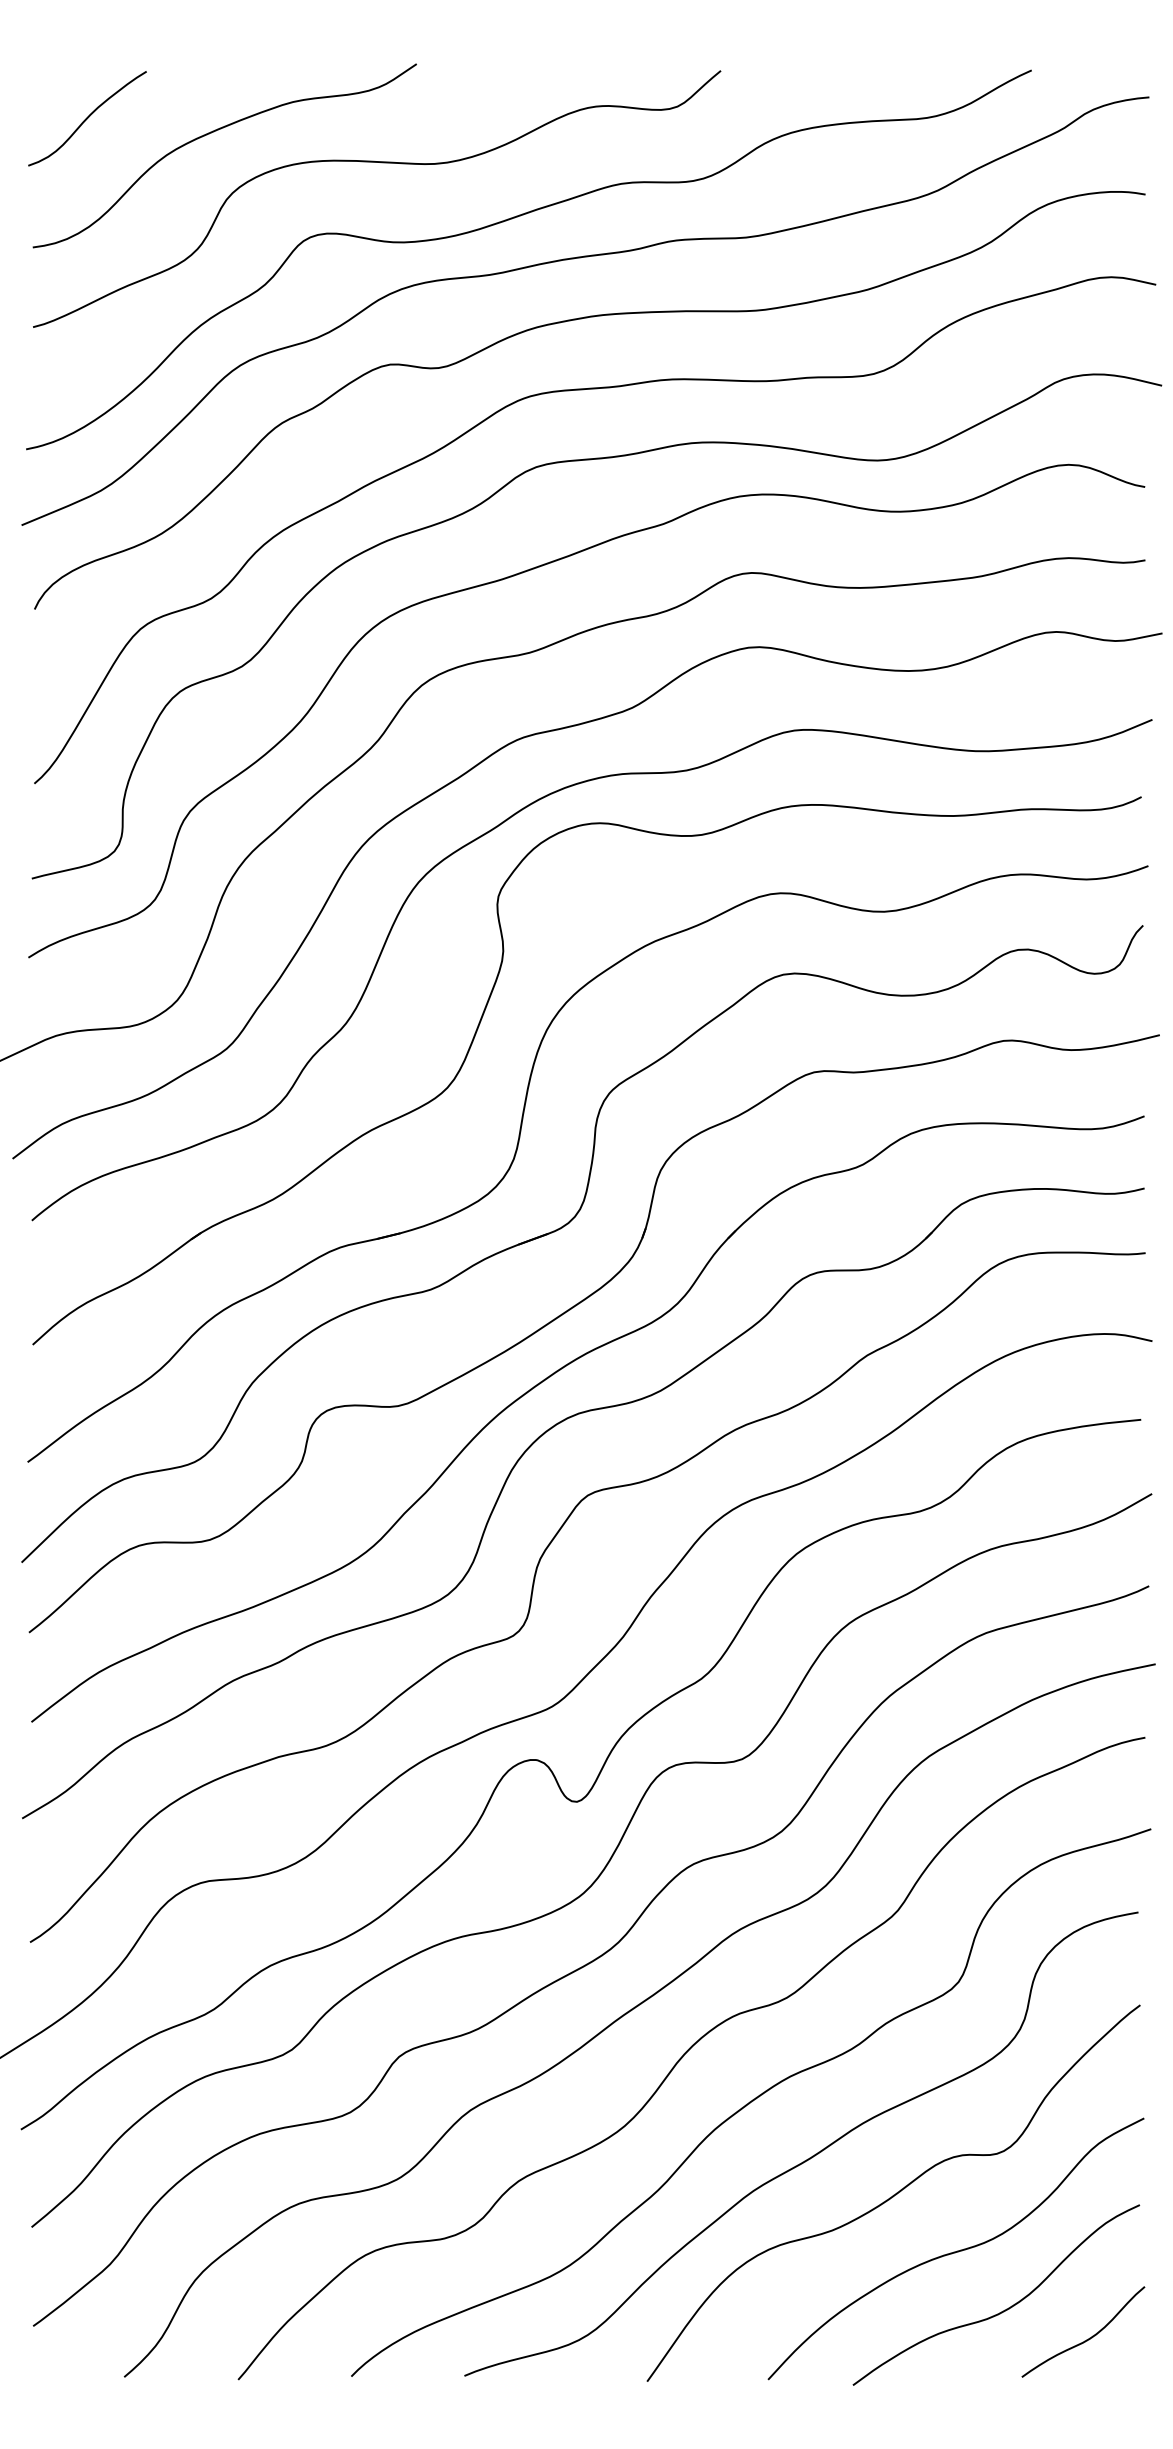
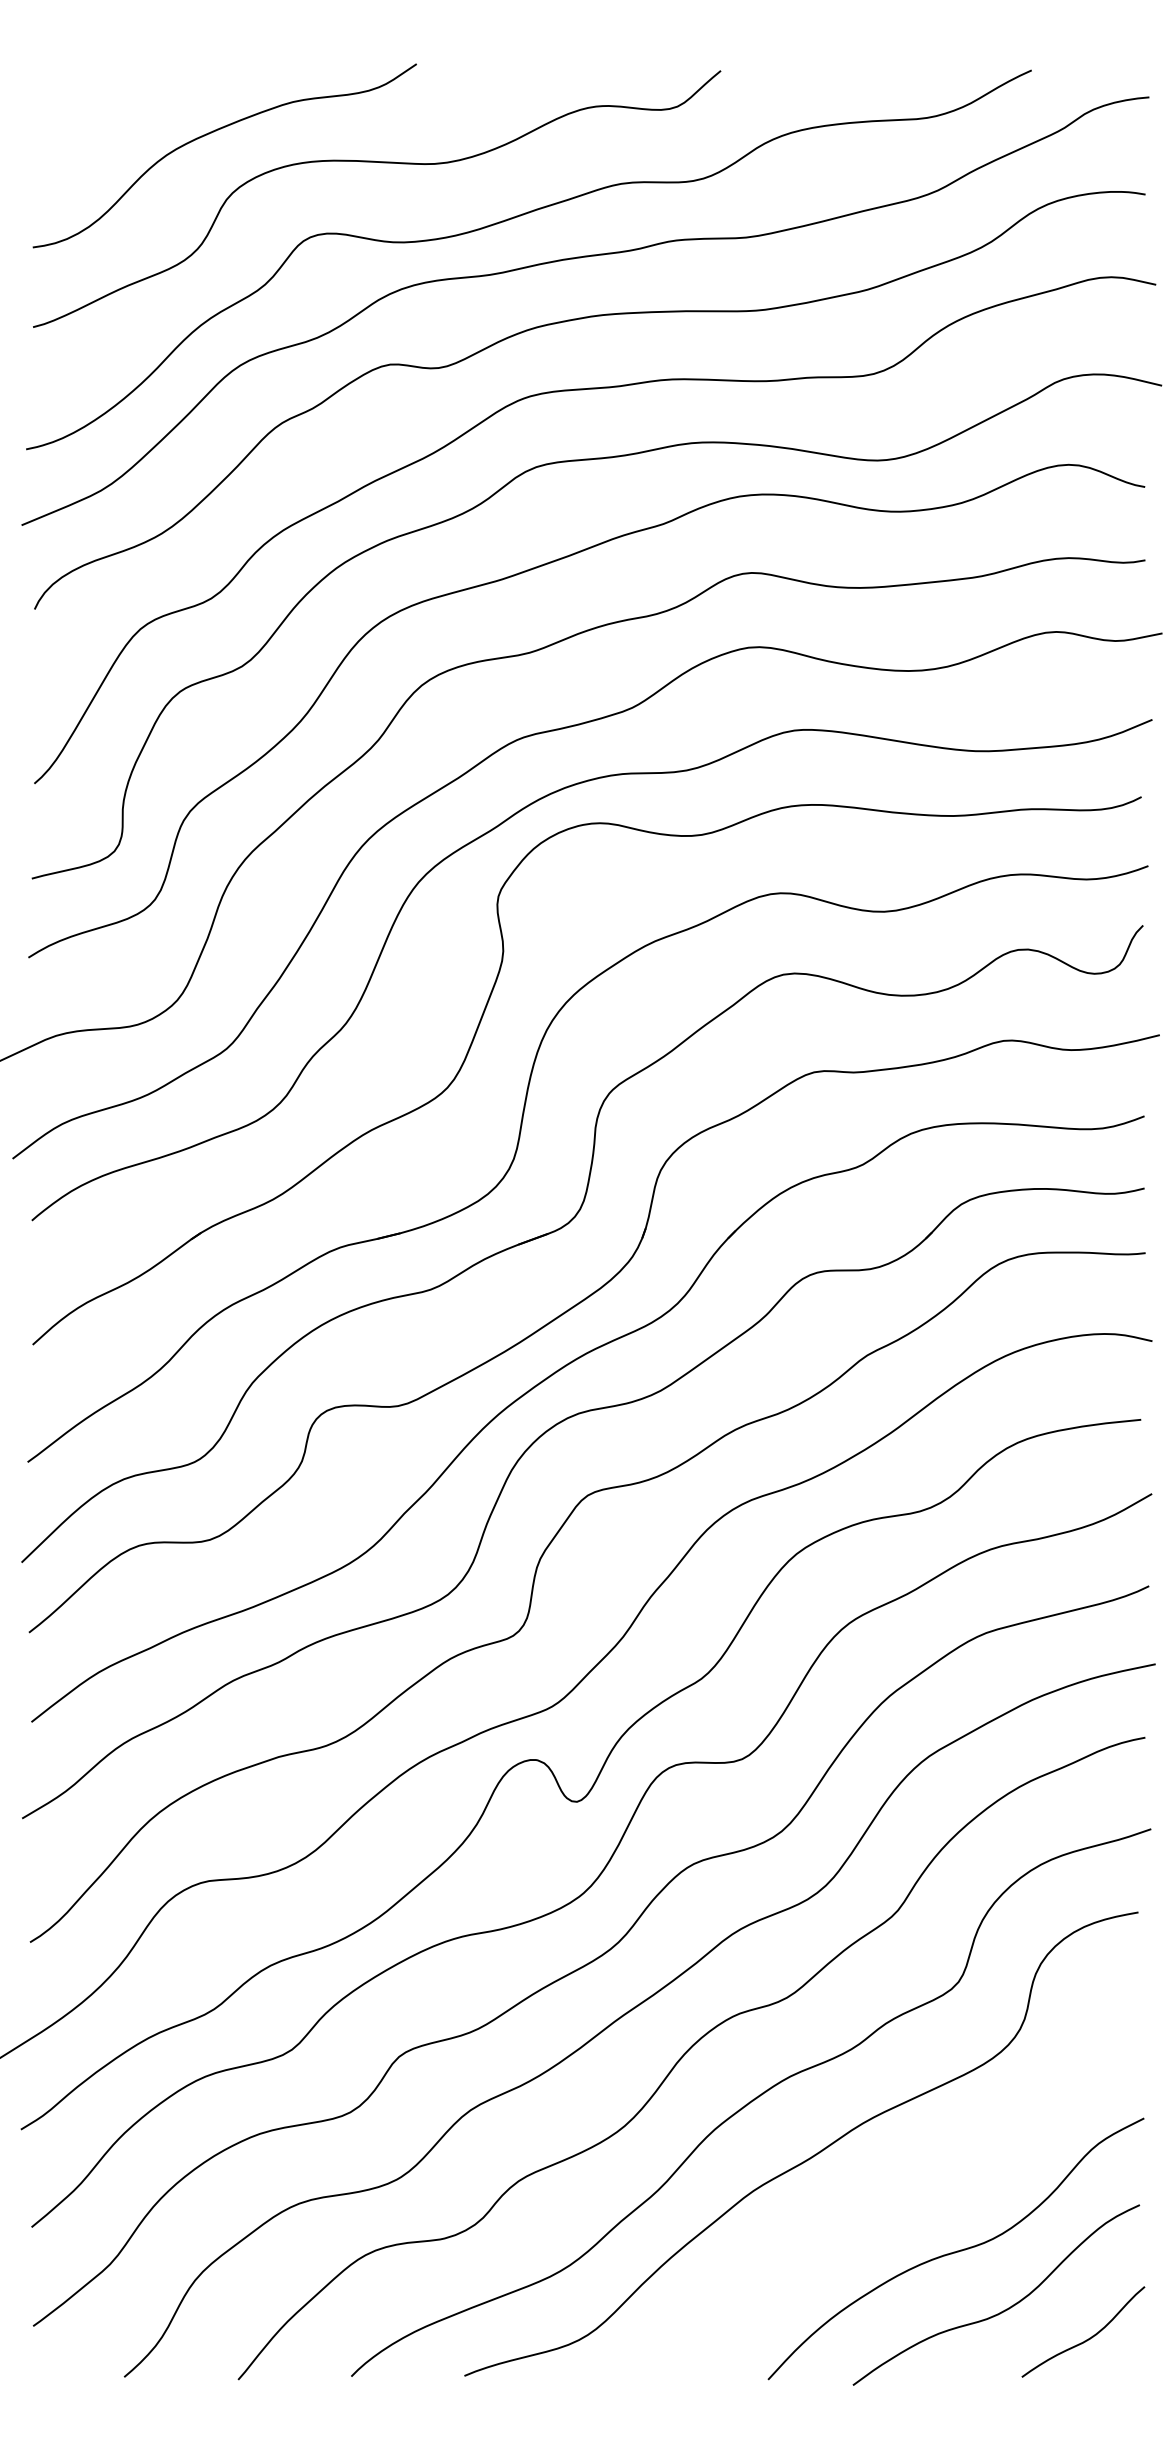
curve: present -> none (87, 118)
curve: present -> none (893, 2194)
